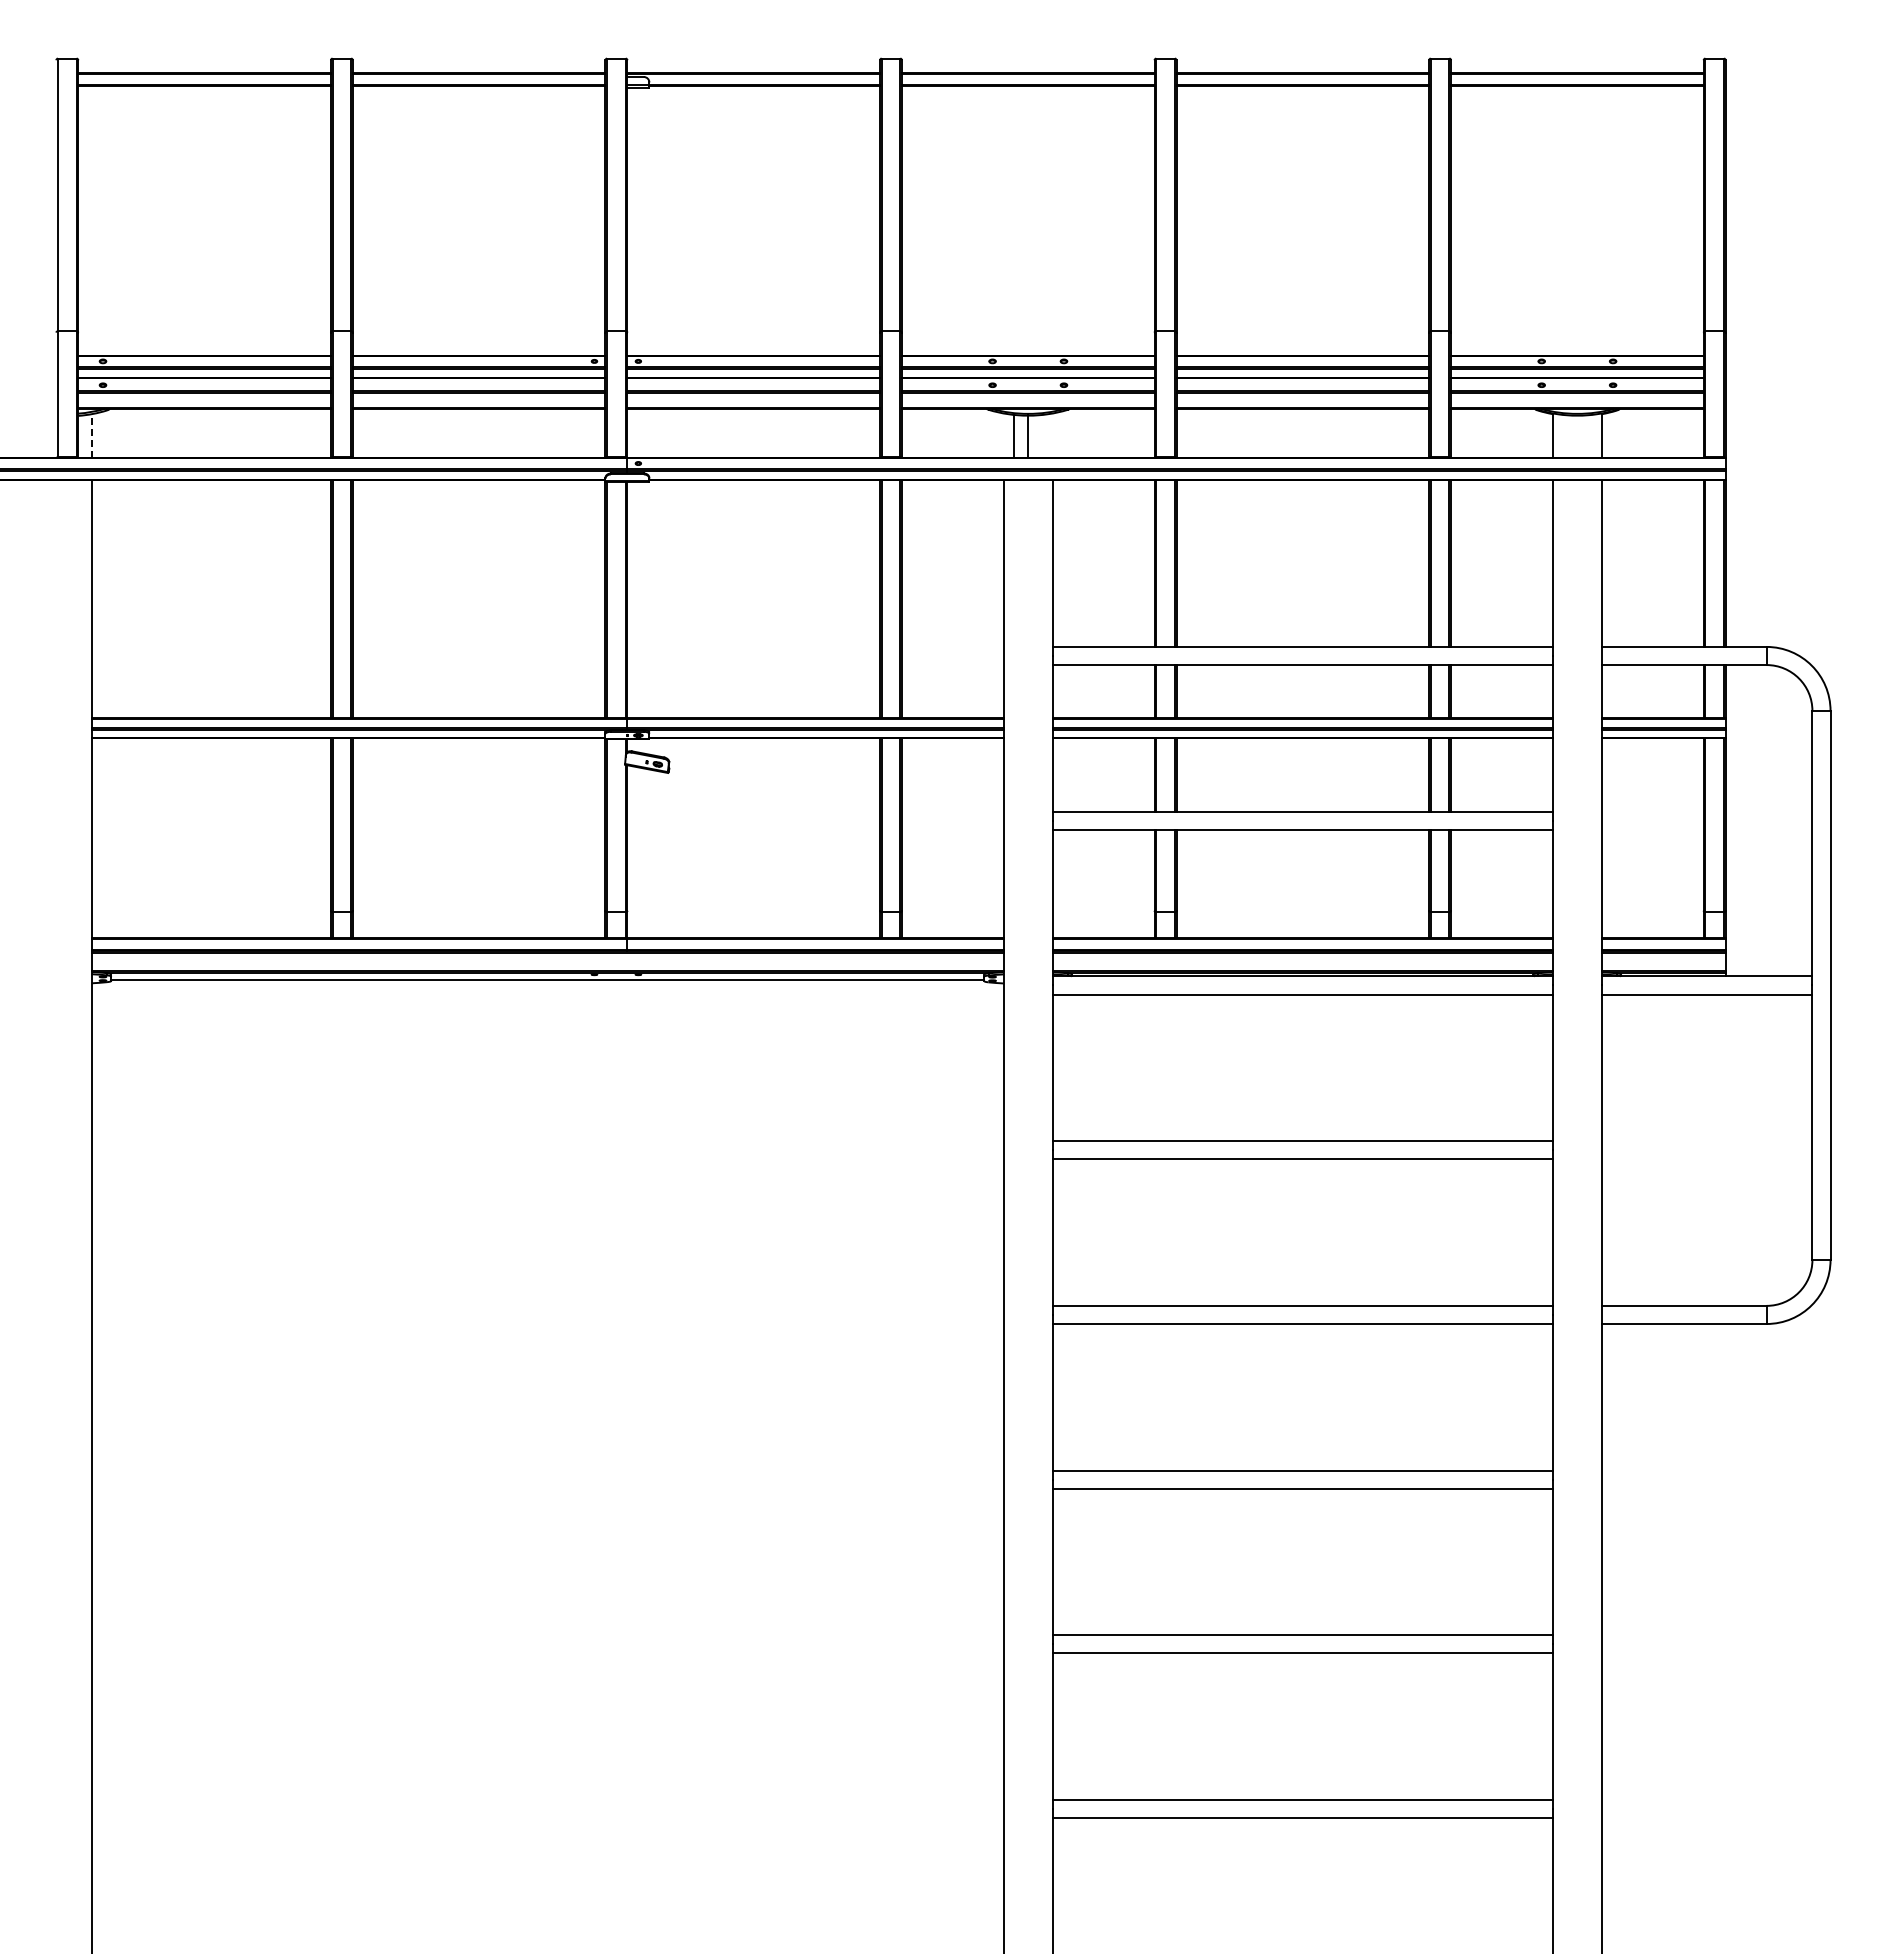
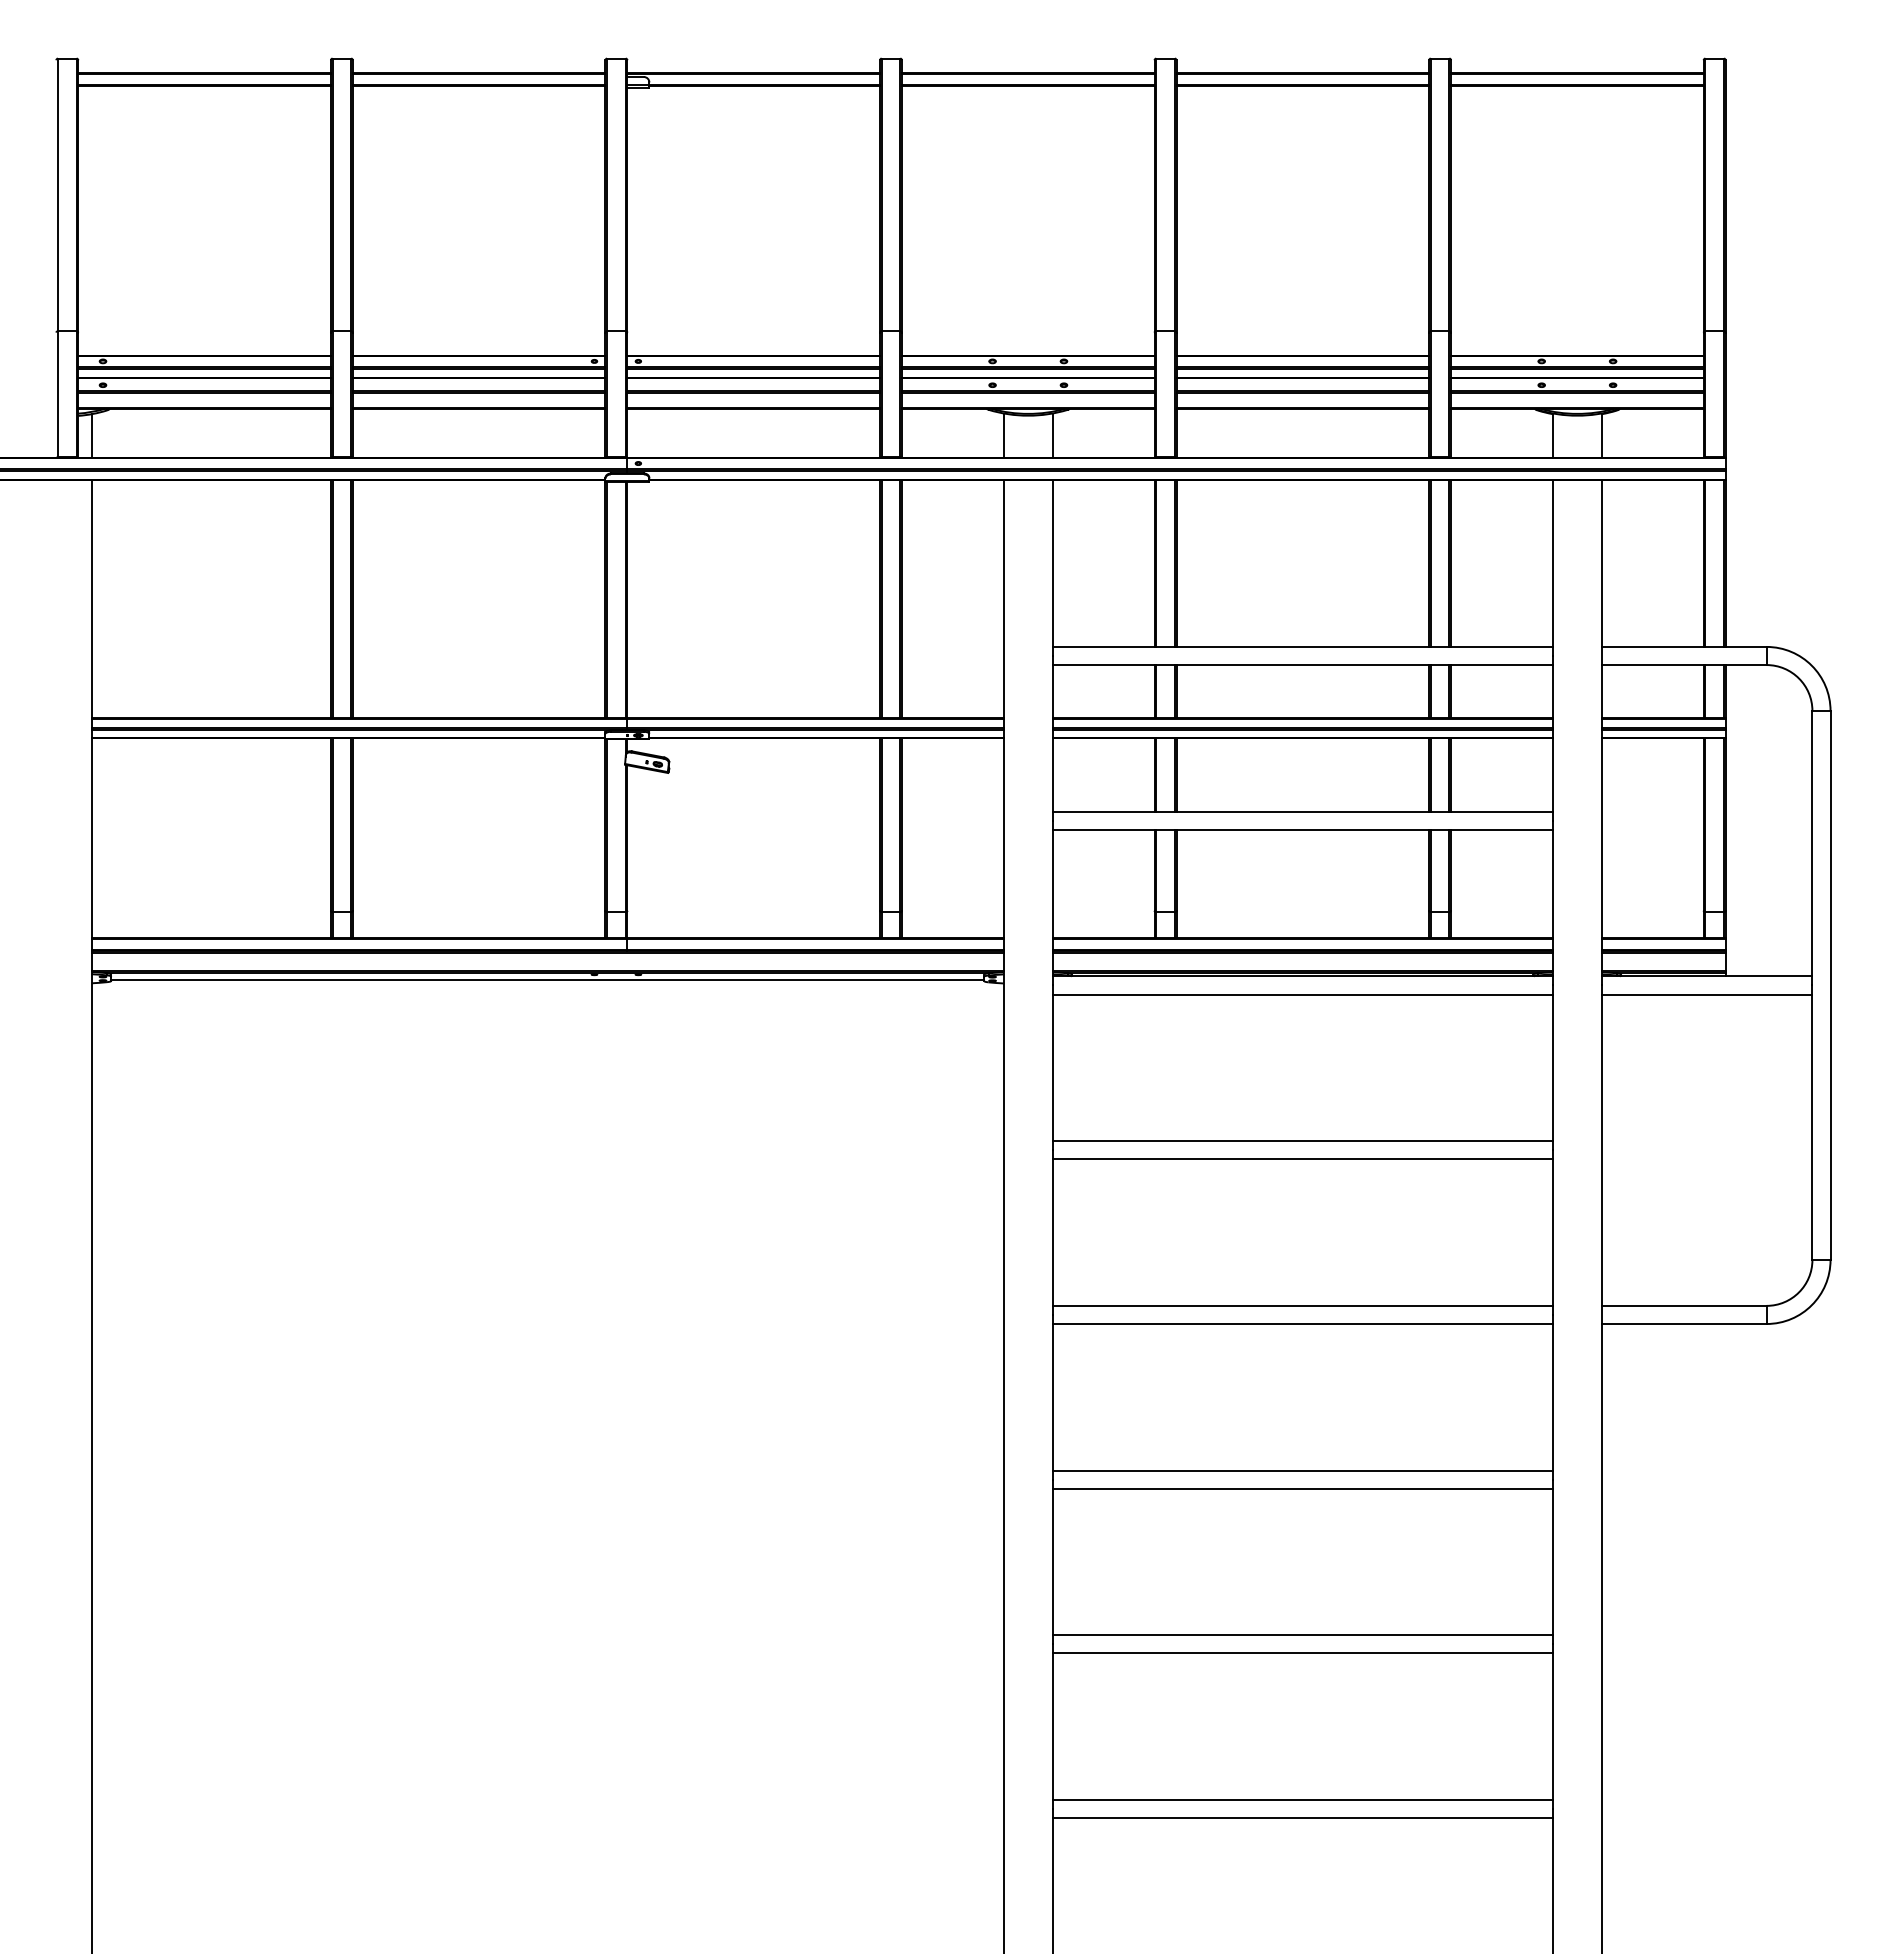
line position: (1013, 435) -> (1052, 435) (1052, 435)
line position: (1027, 435) -> (1003, 435) (1003, 435)
line: dashed -> solid (91, 436)
